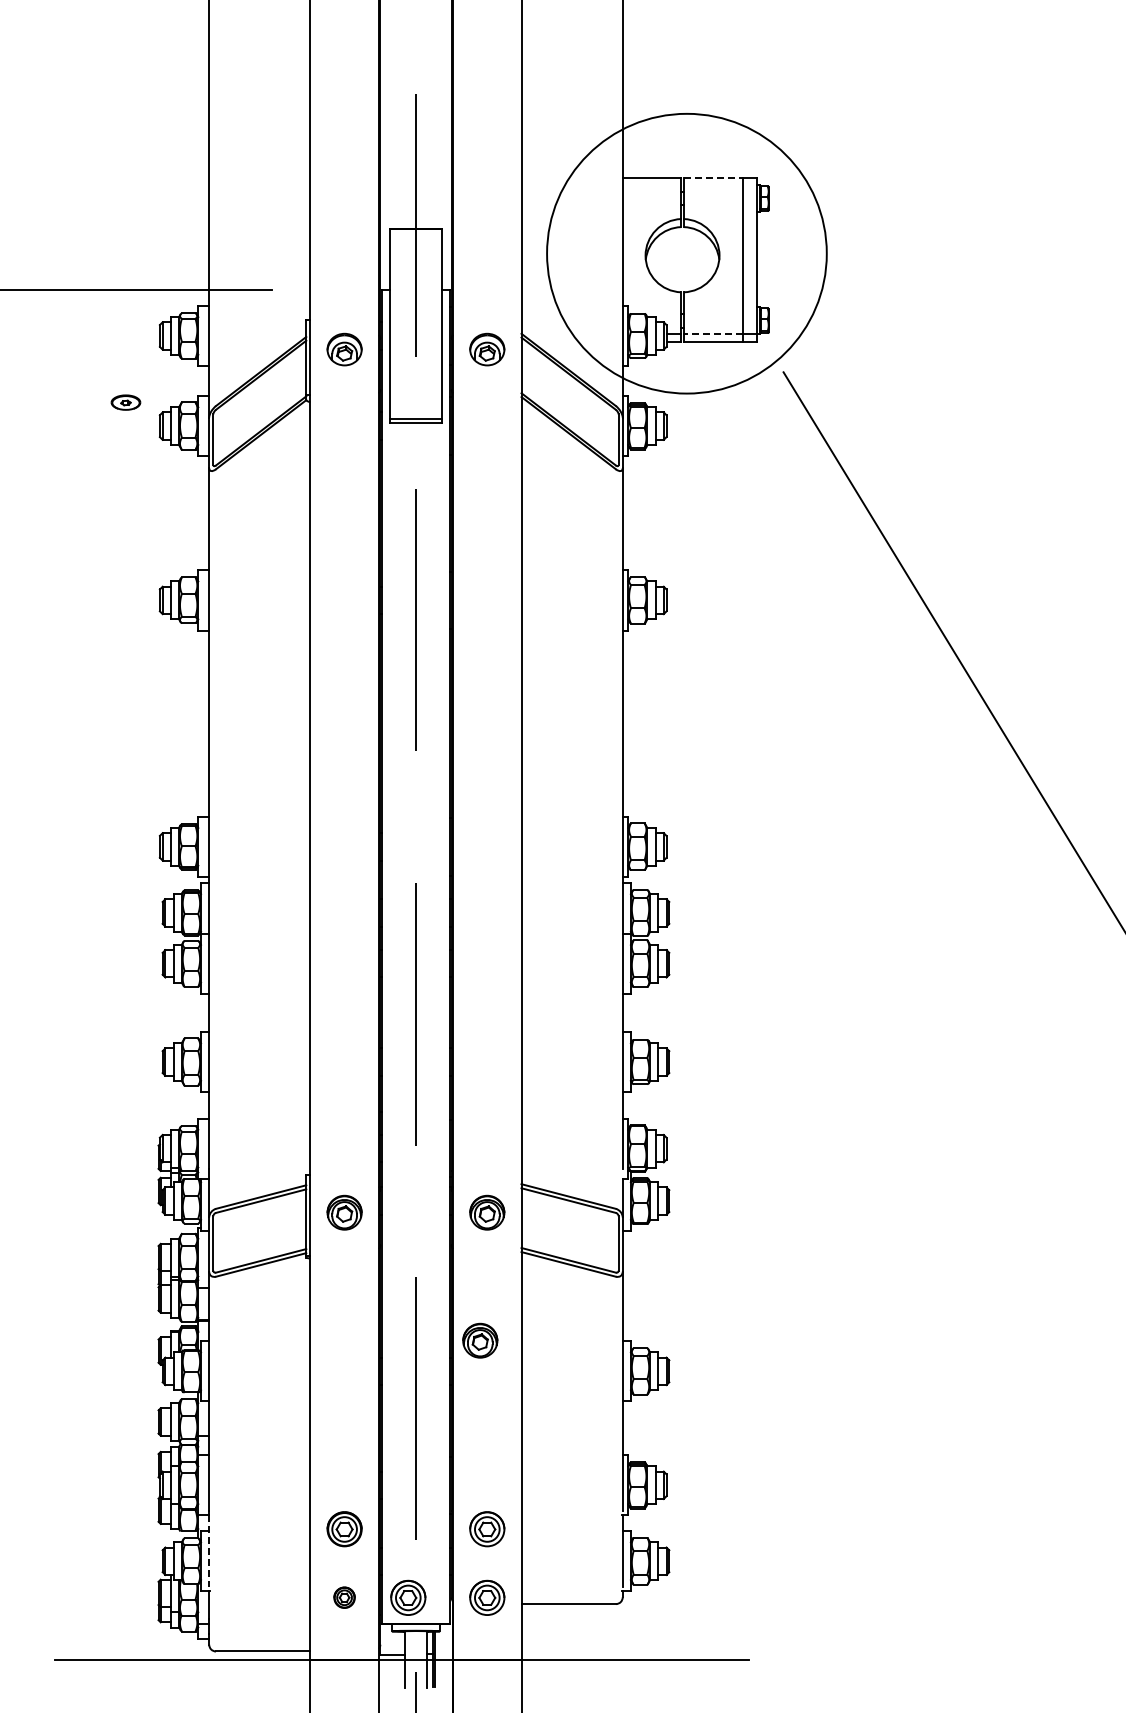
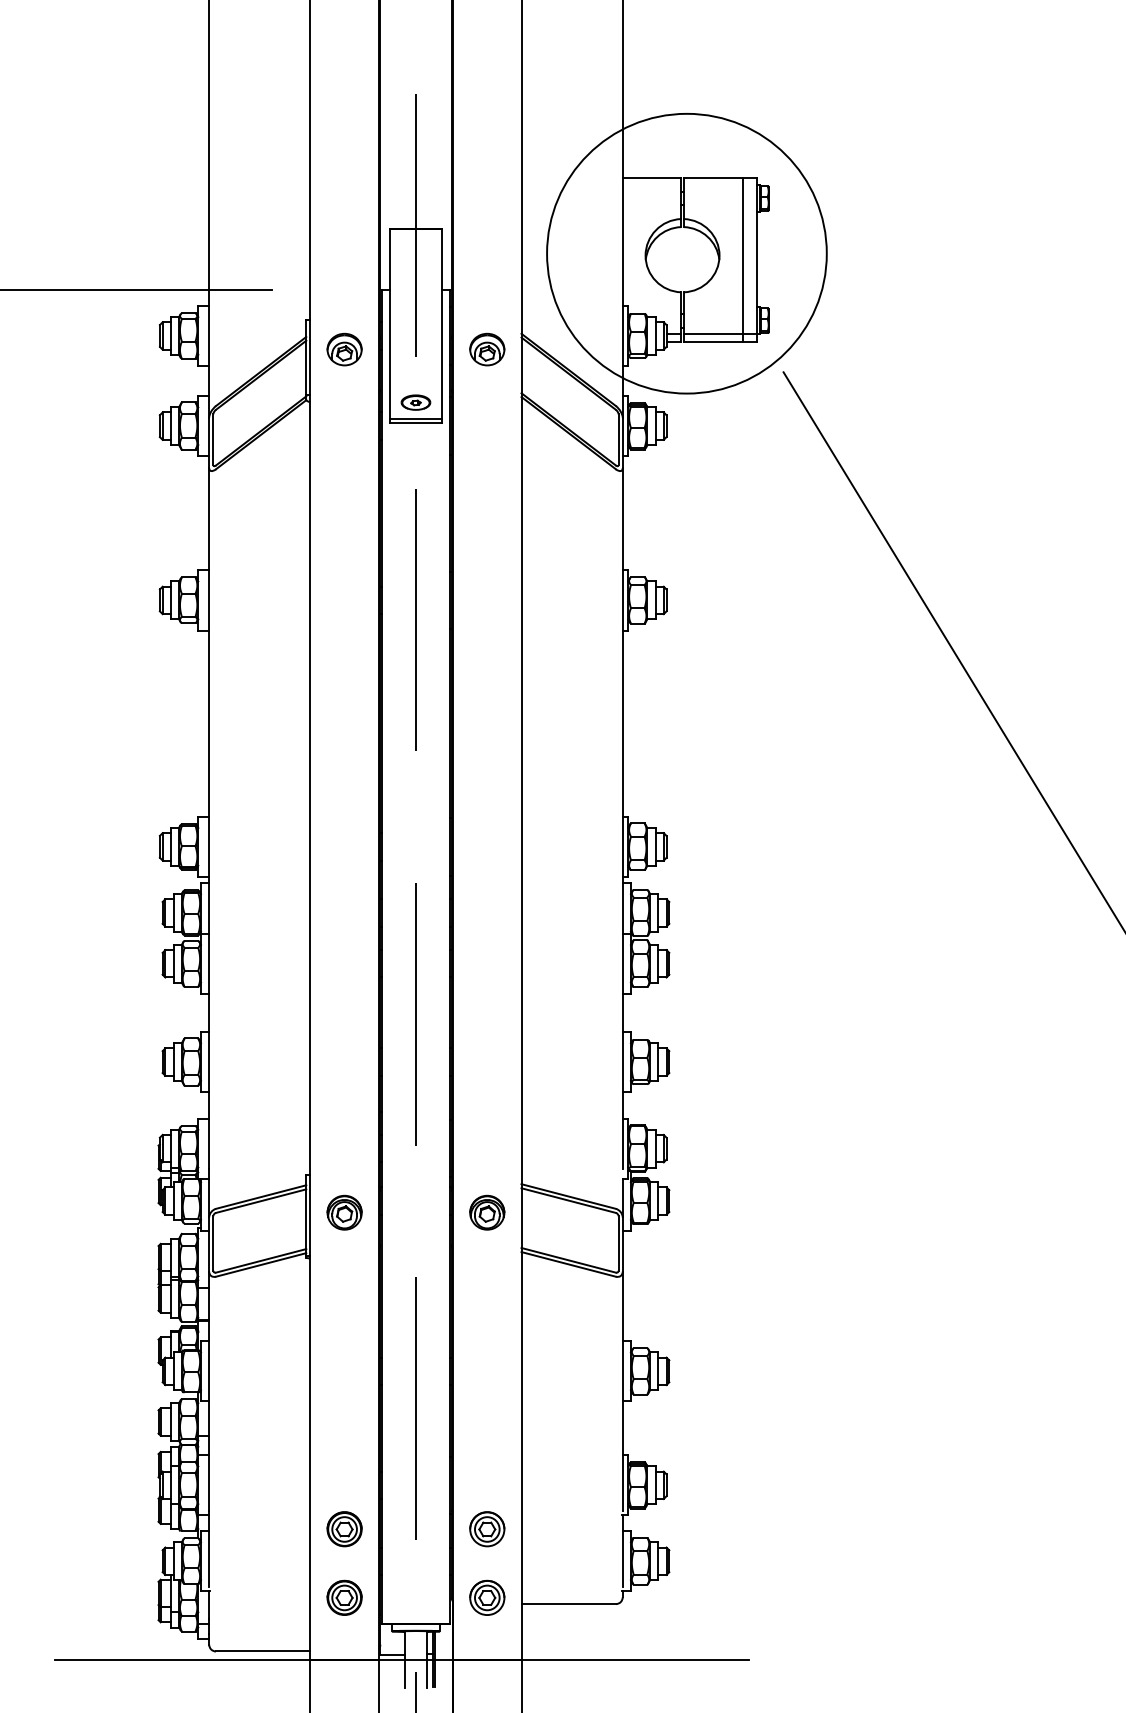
line: dashed -> solid (713, 177)
line: dashed -> solid (713, 333)
part position: (125, 402) -> (415, 402) (415, 402)
part: present -> none (480, 1340)
line: dashed -> solid (209, 1551)
part size: 23x23 px -> 37x37 px (344, 1597)
part: present -> none (408, 1597)
